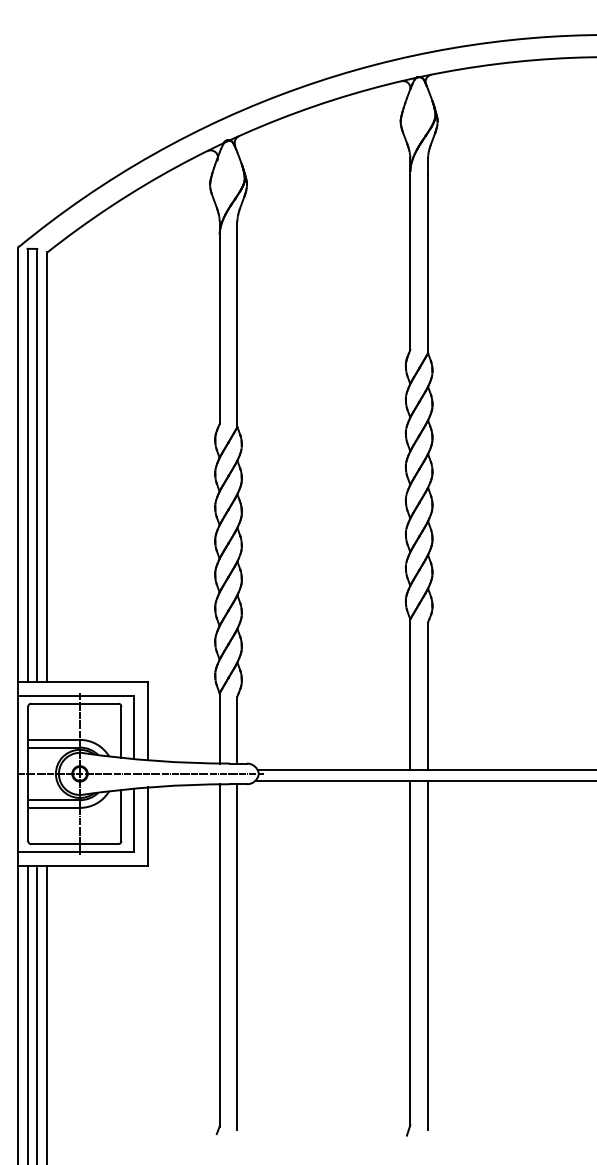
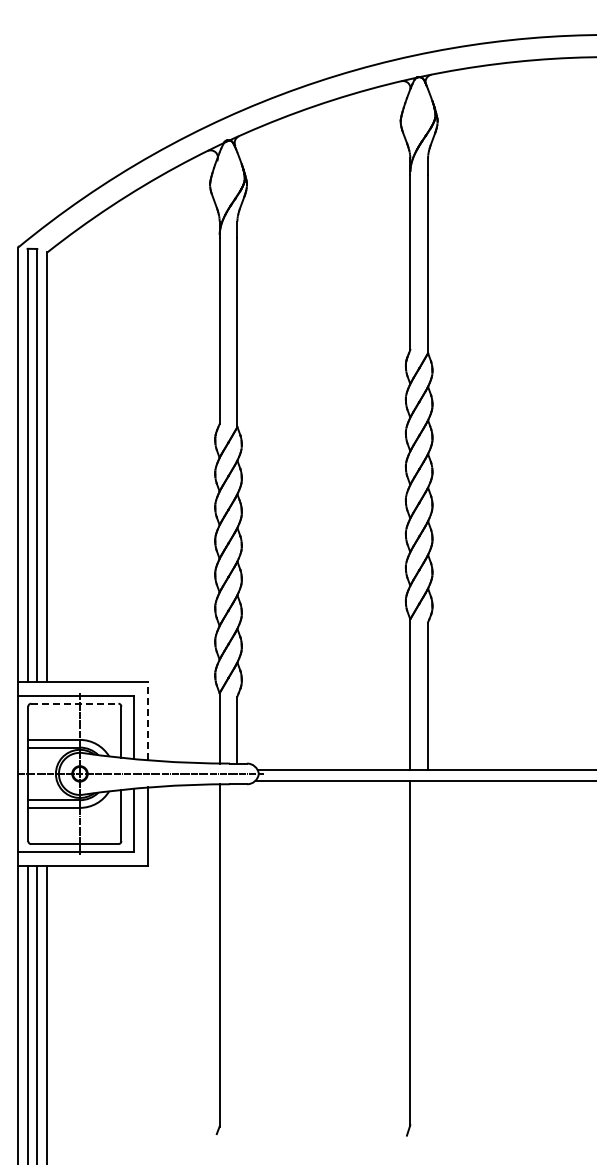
line: solid -> dashed (74, 703)
line: solid -> dashed (148, 720)
line: present -> none (428, 954)
line: present -> none (237, 956)
